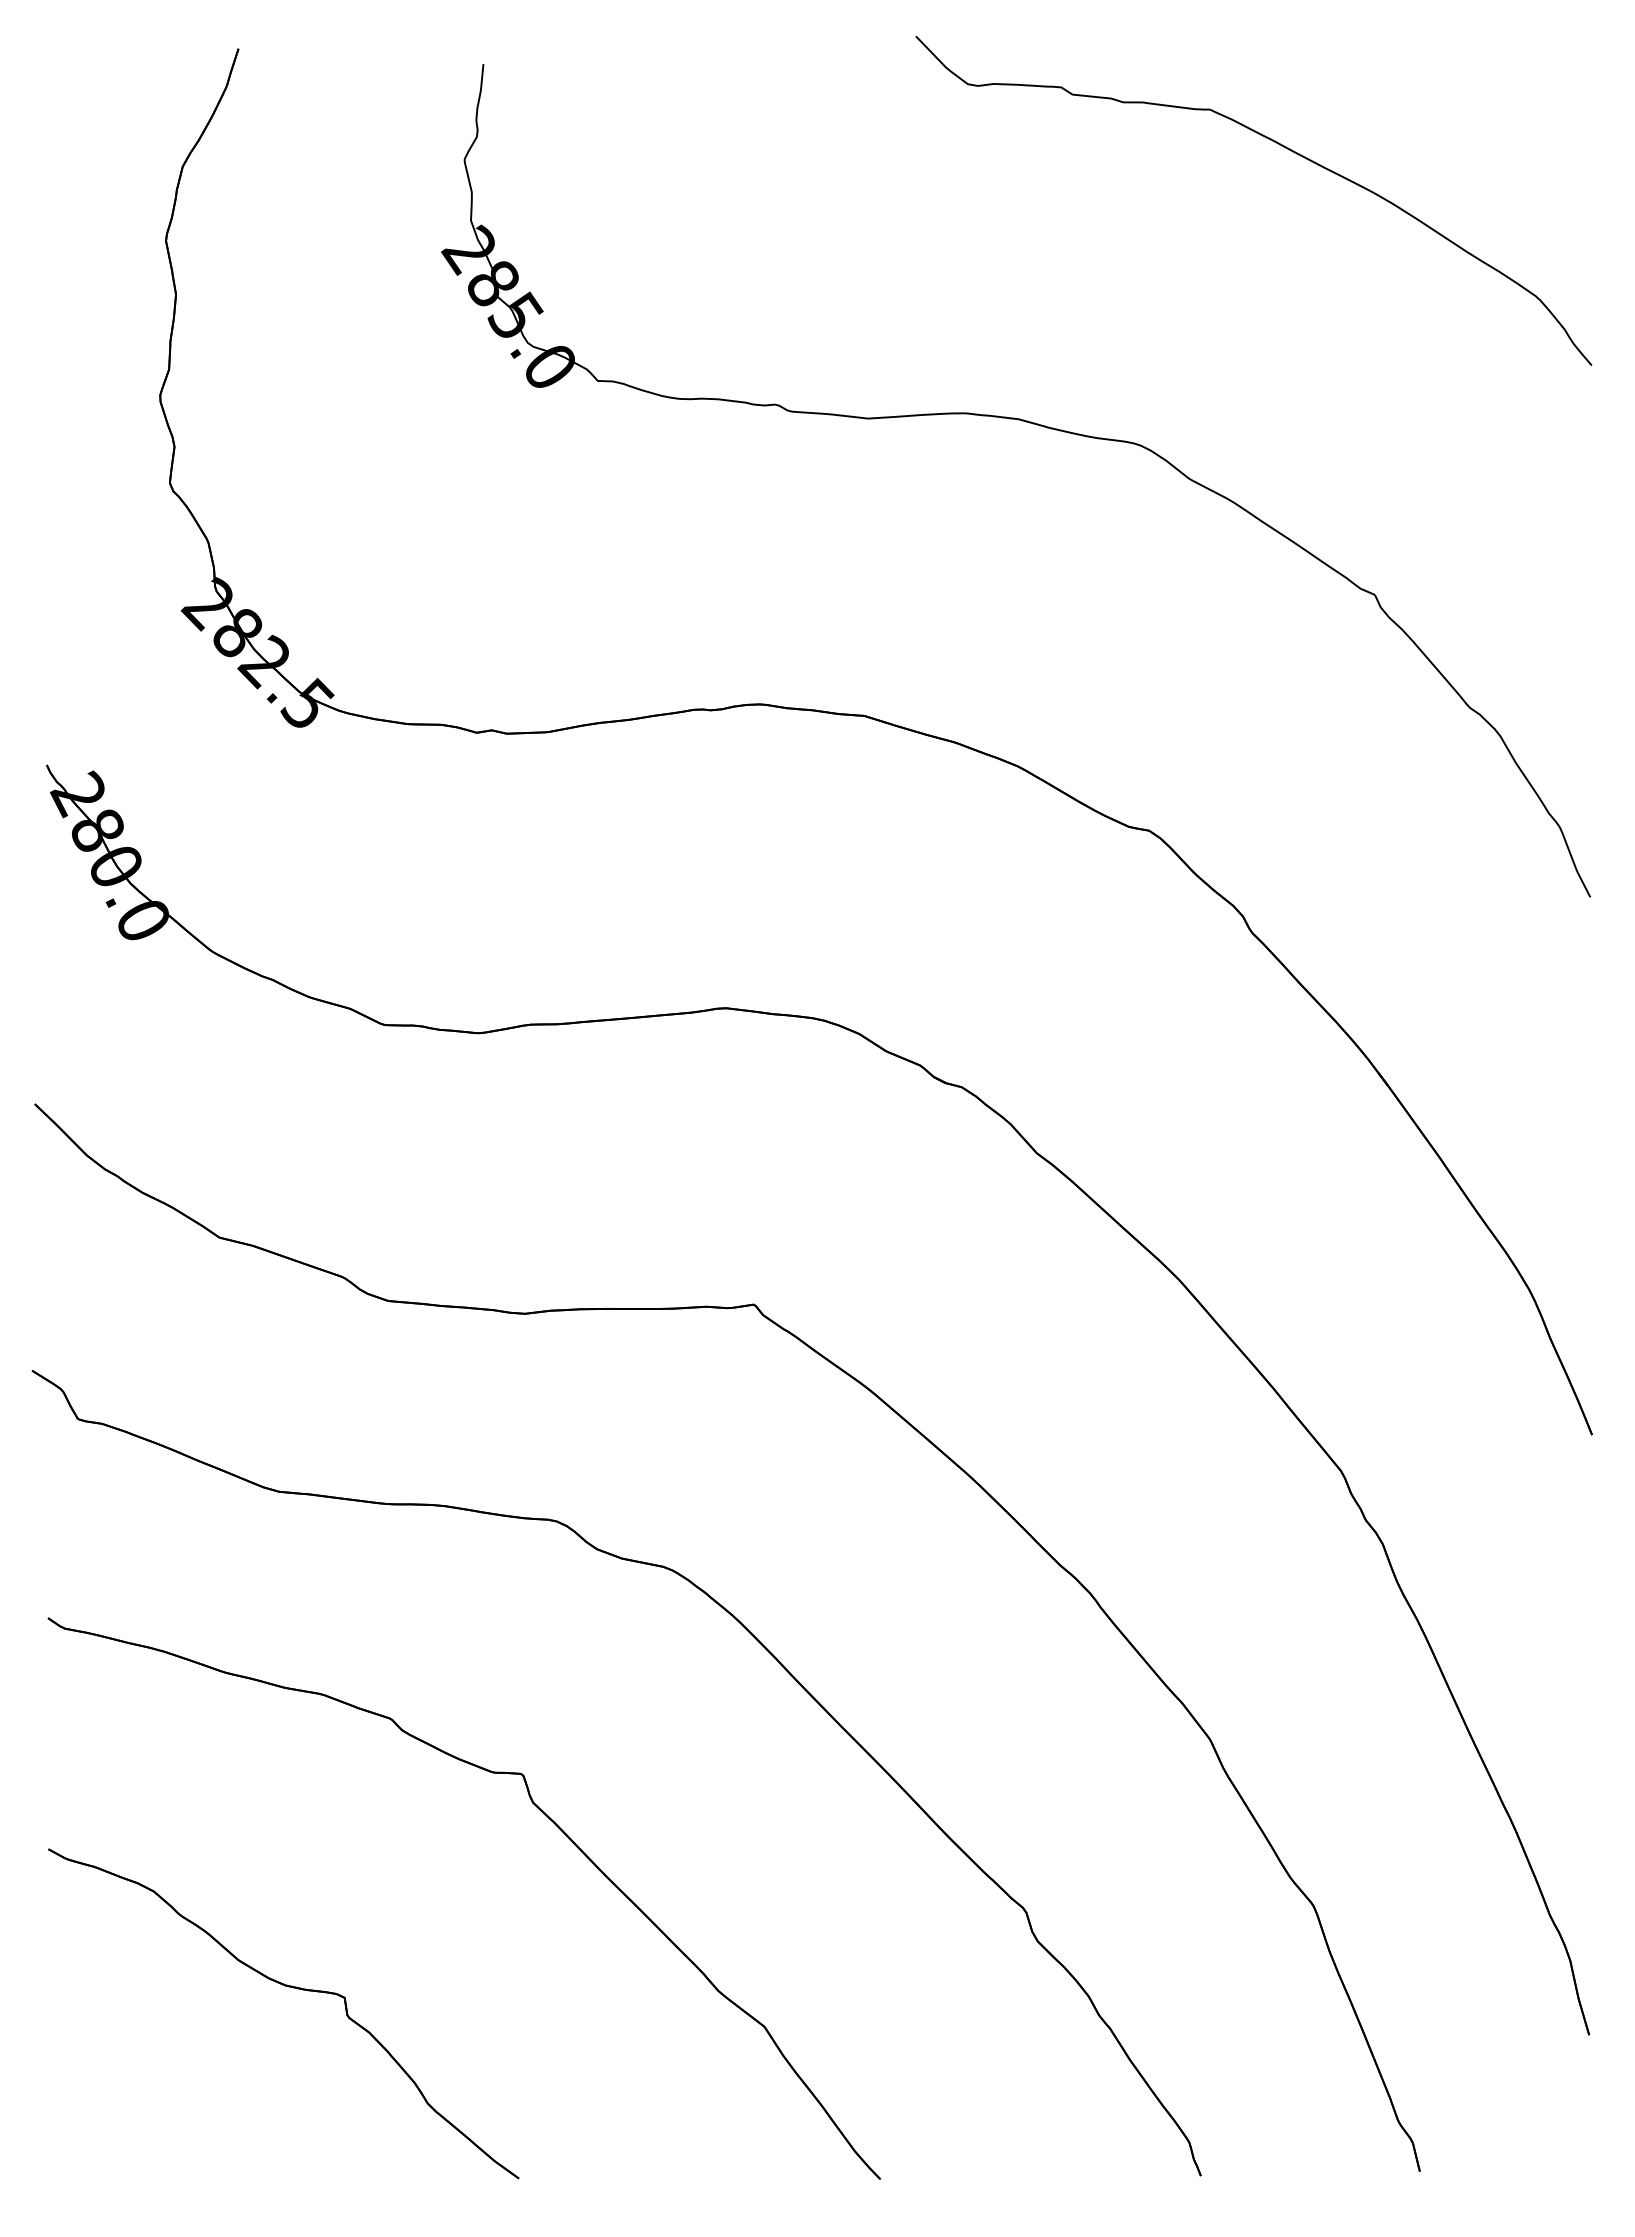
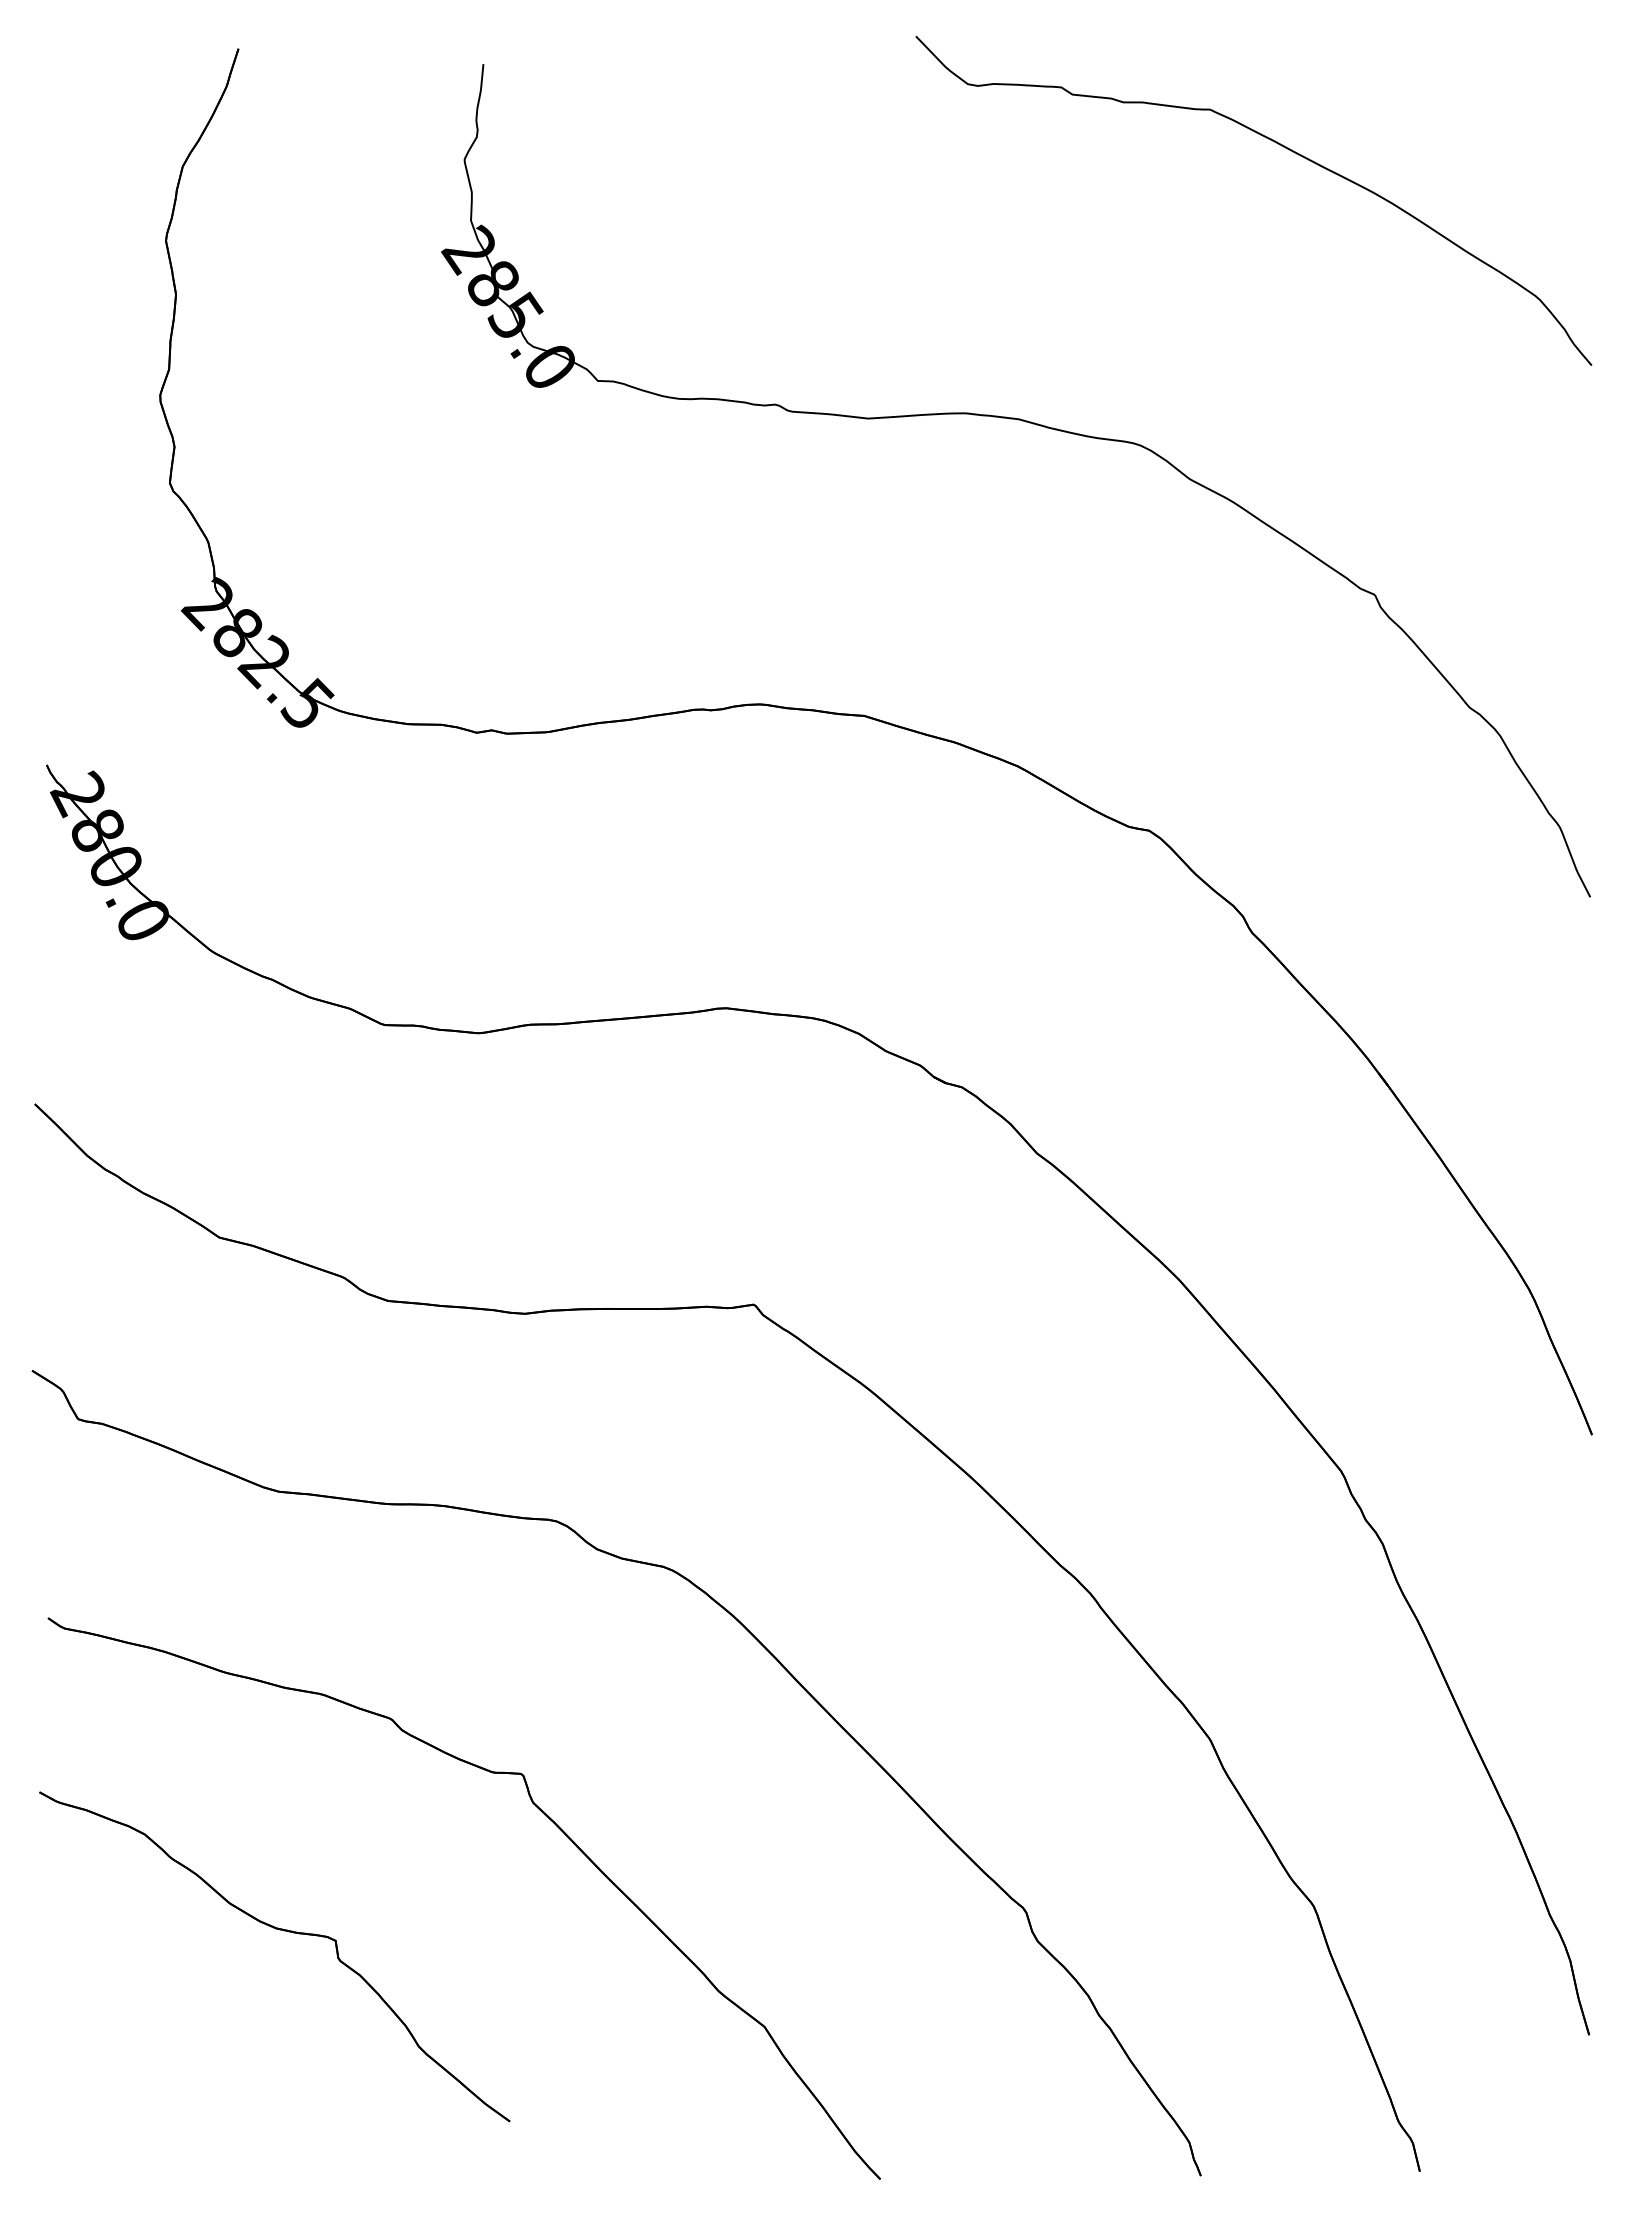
part position: (288, 1987) -> (279, 1930) (279, 1930)
